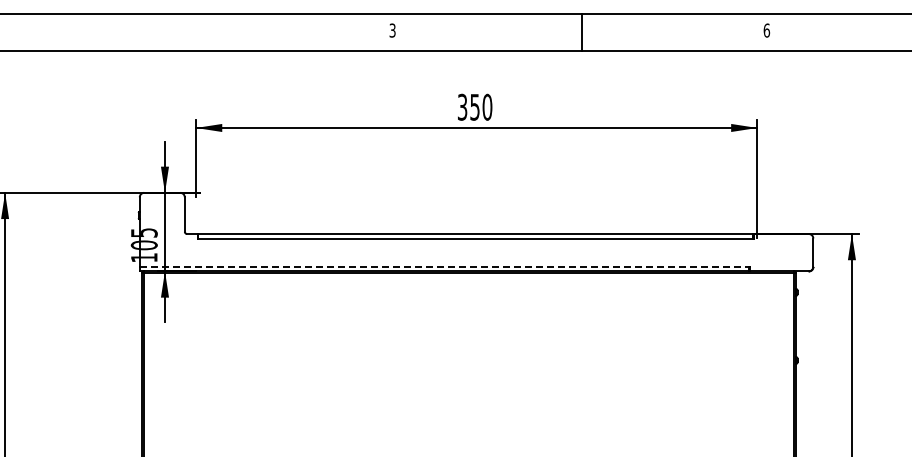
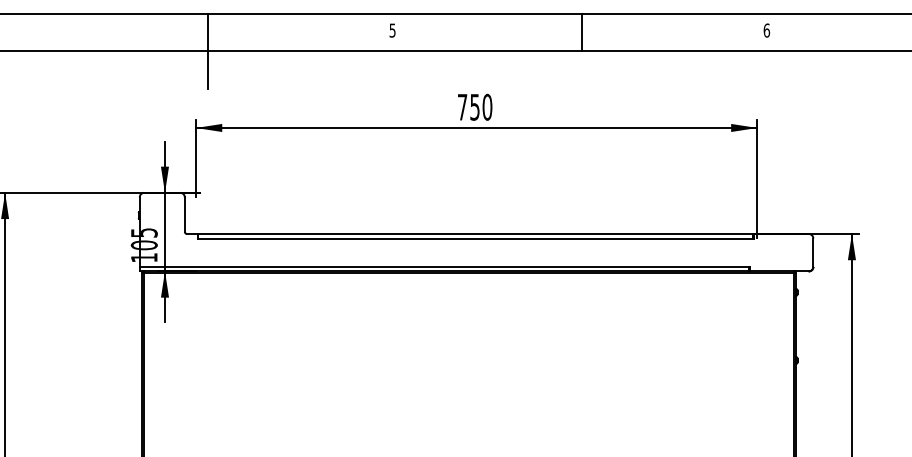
text: 3 -> 5 (392, 29)
line: none -> present (207, 50)
text: 350 -> 750 (462, 106)
line: dashed -> solid (444, 266)
